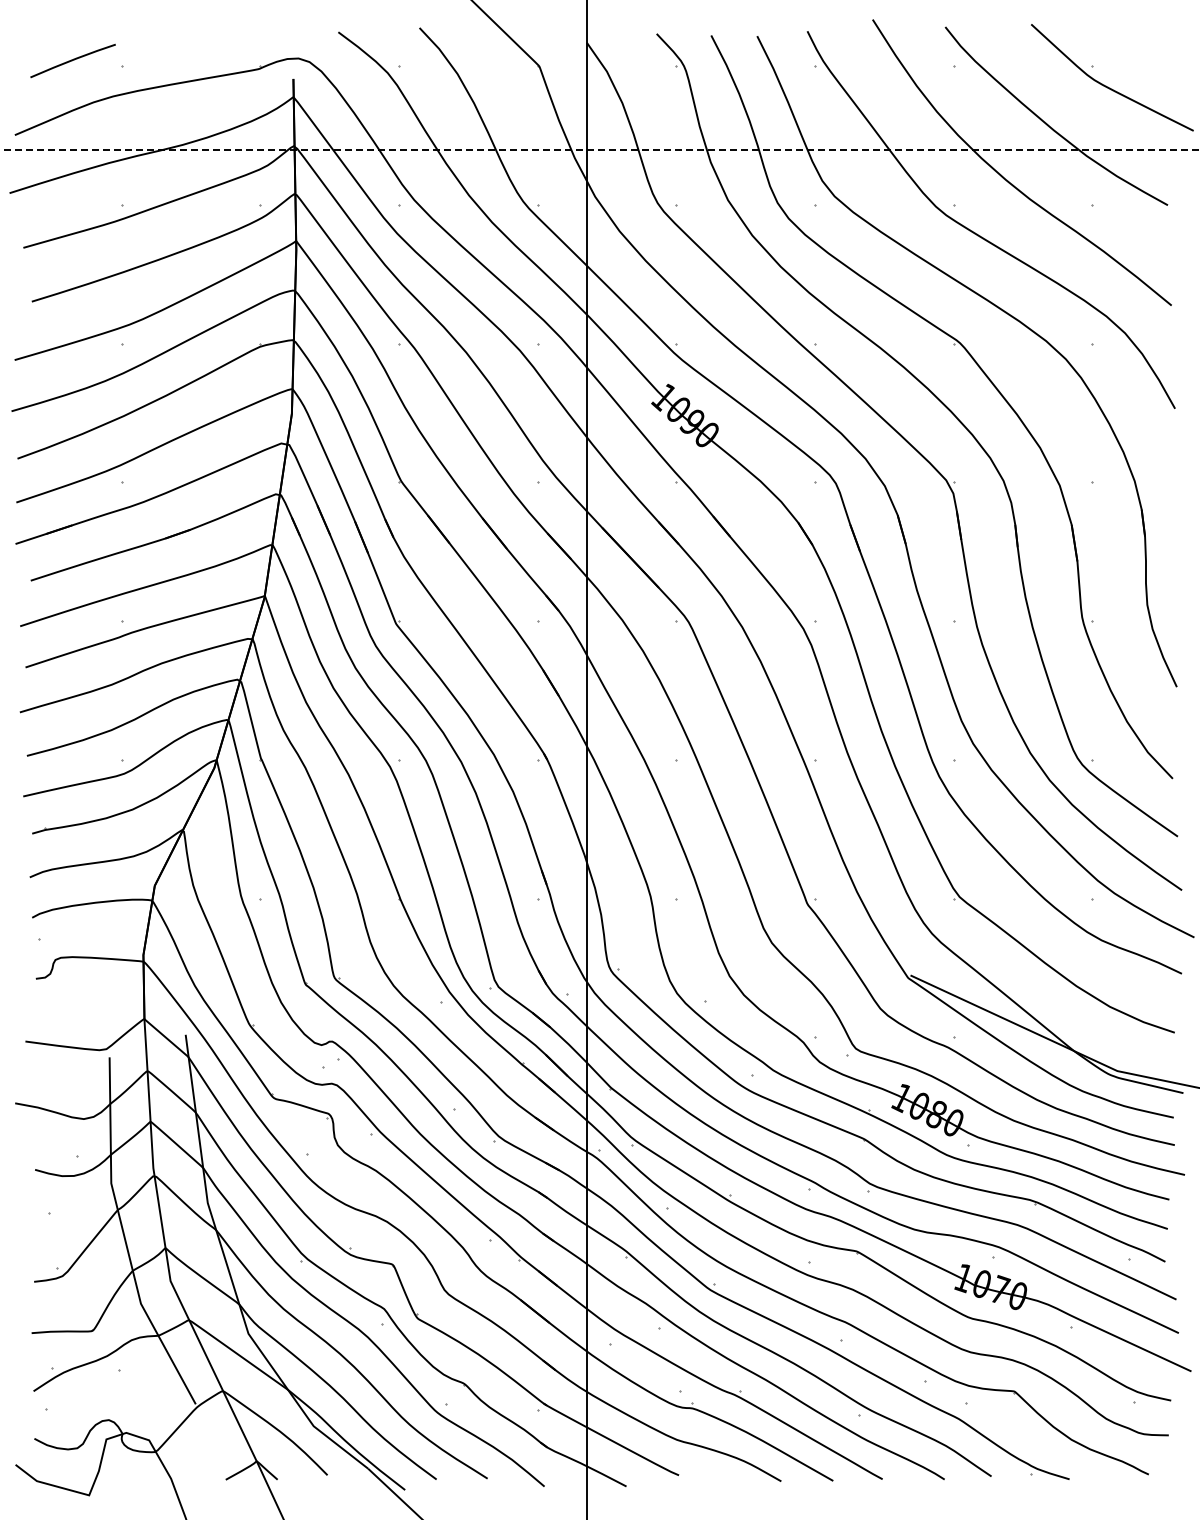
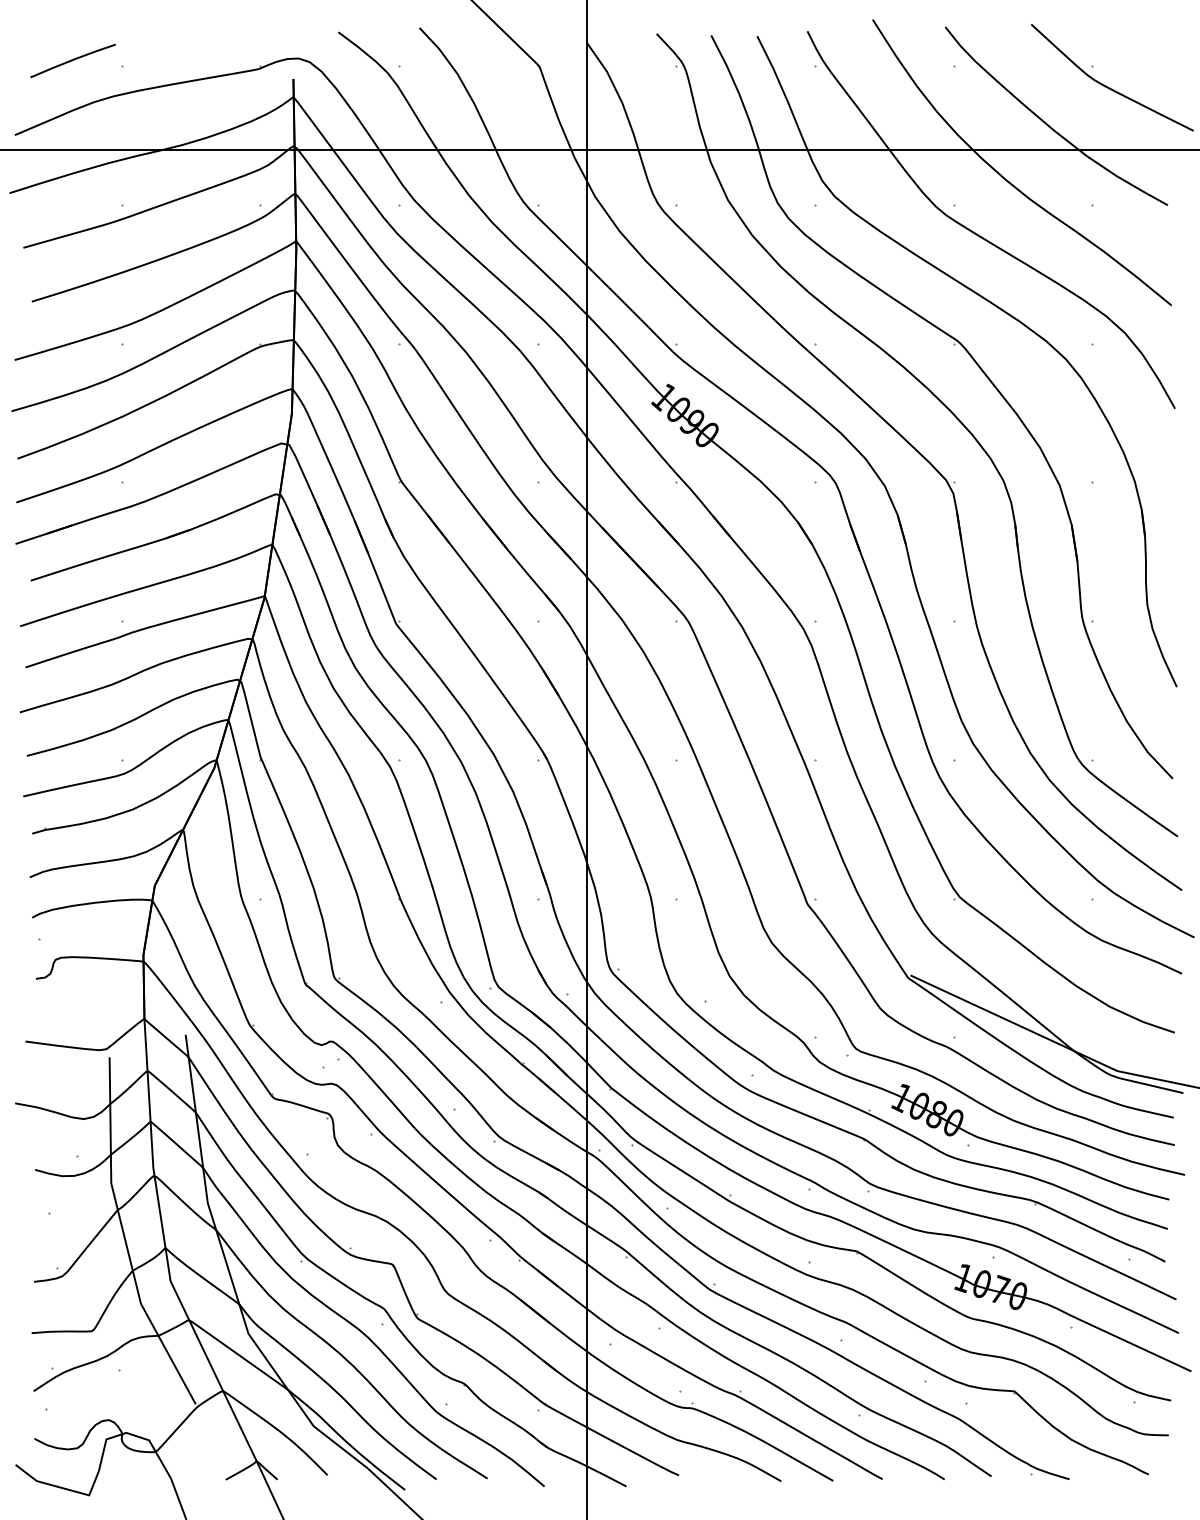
line: dashed -> solid (599, 149)
